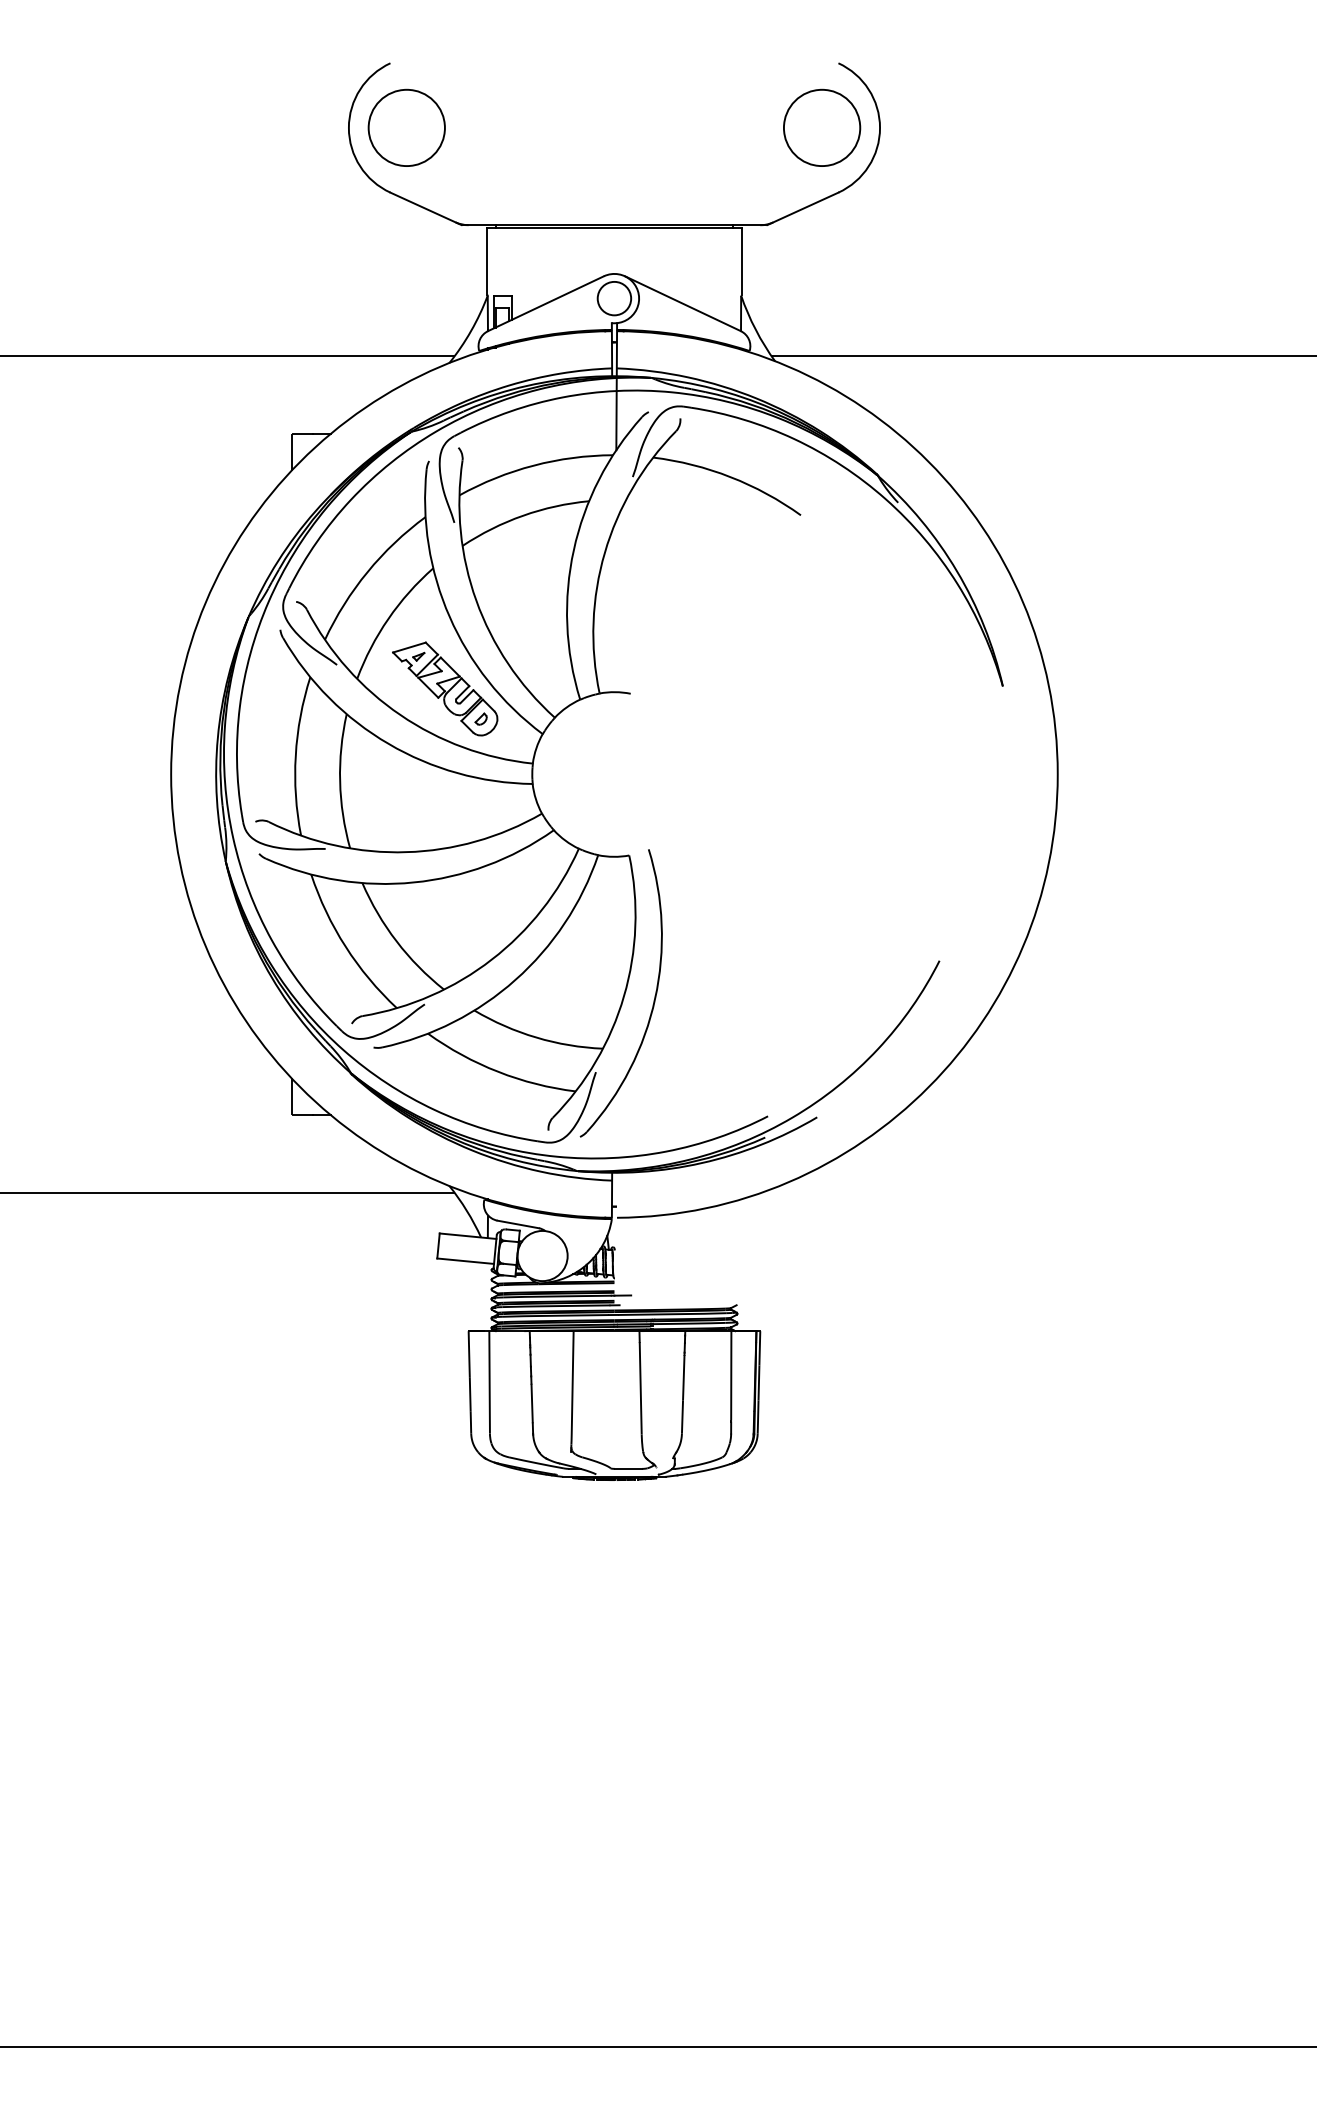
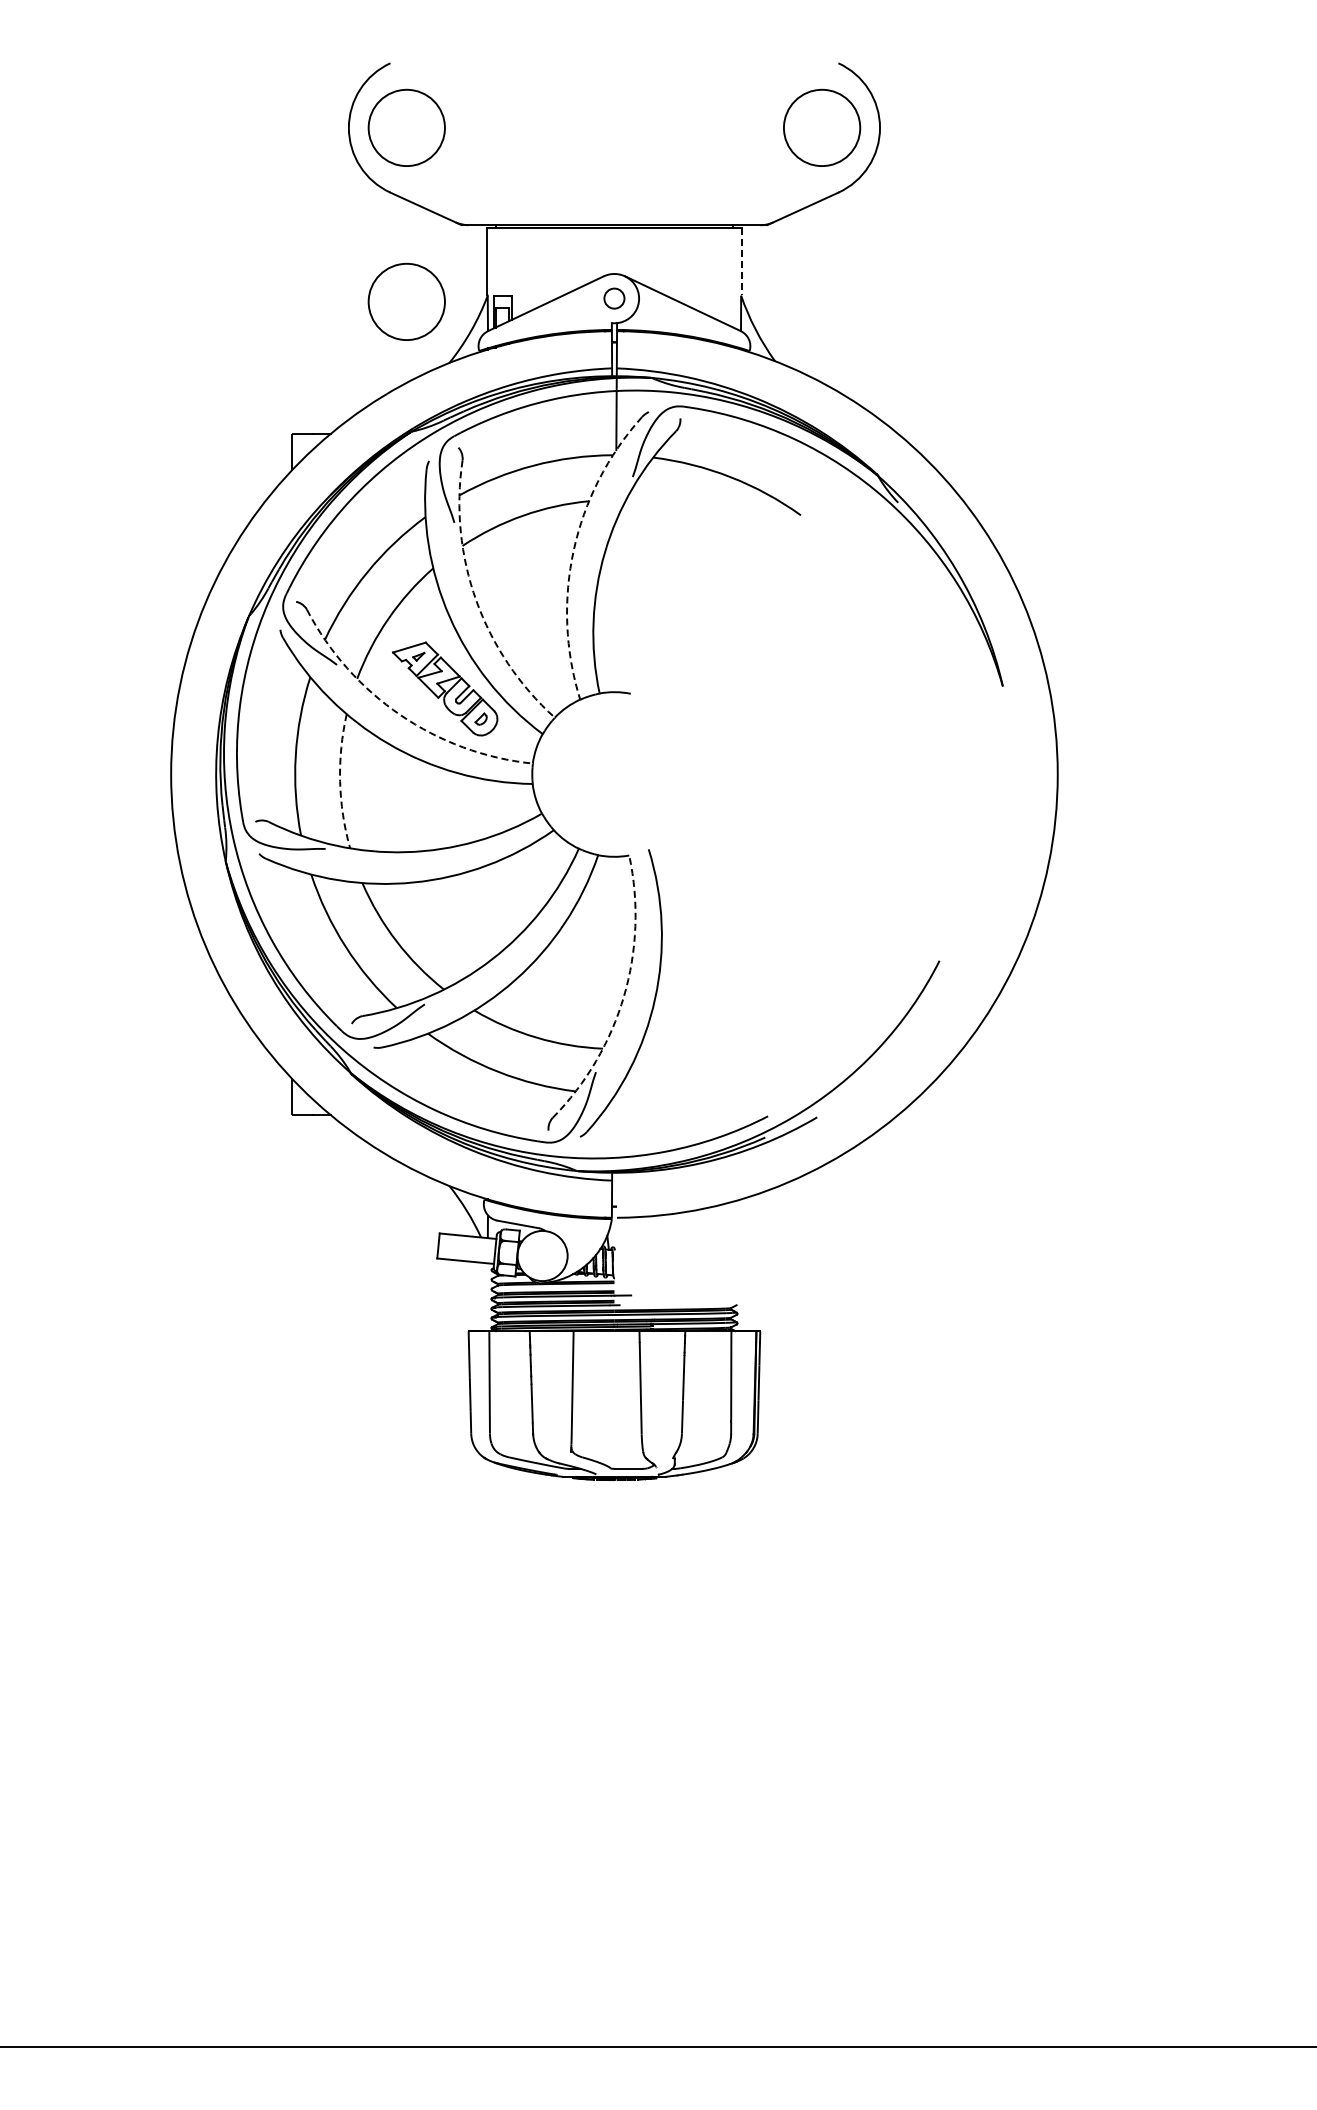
line: solid -> dashed (741, 261)
circle diameter: 33 px -> 20 px (614, 298)
circle: none -> present (406, 301)
line: present -> none (227, 356)
line: present -> none (1042, 356)
arc: solid -> dashed (573, 550)
arc: solid -> dashed (476, 600)
arc: solid -> dashed (400, 715)
arc: solid -> dashed (340, 781)
arc: solid -> dashed (624, 996)
line: present -> none (227, 1192)
